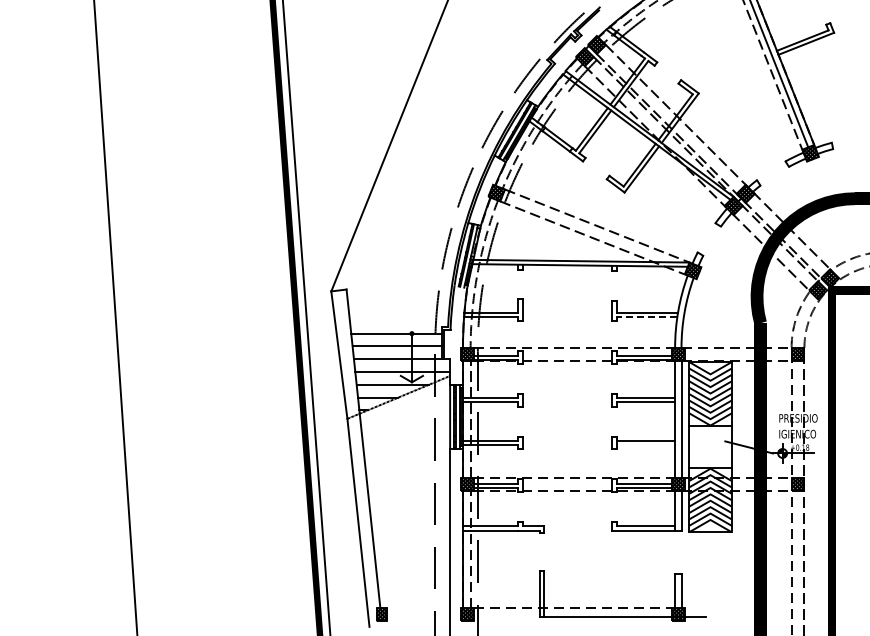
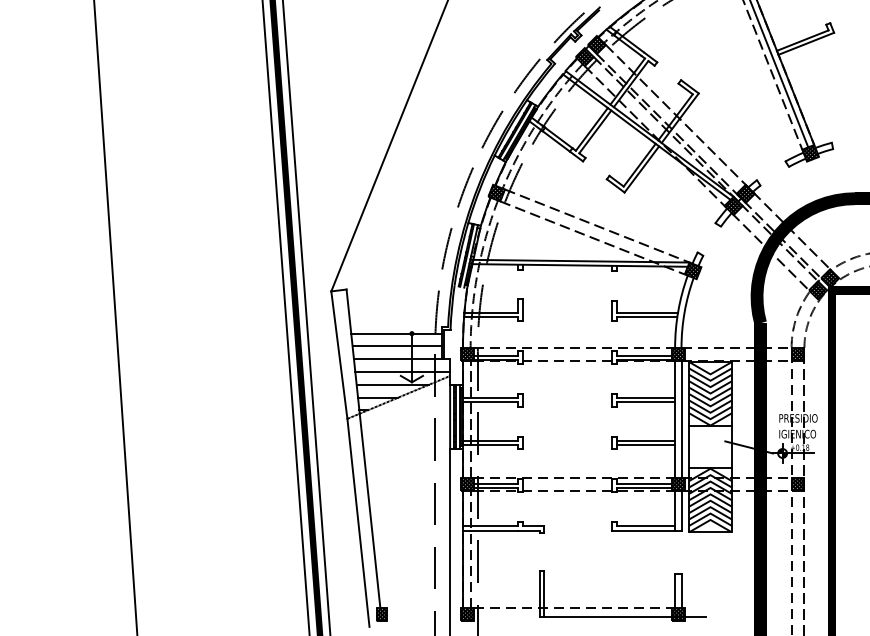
line: none -> present (285, 317)
line: dashed -> solid (646, 317)
line: none -> present (645, 445)
